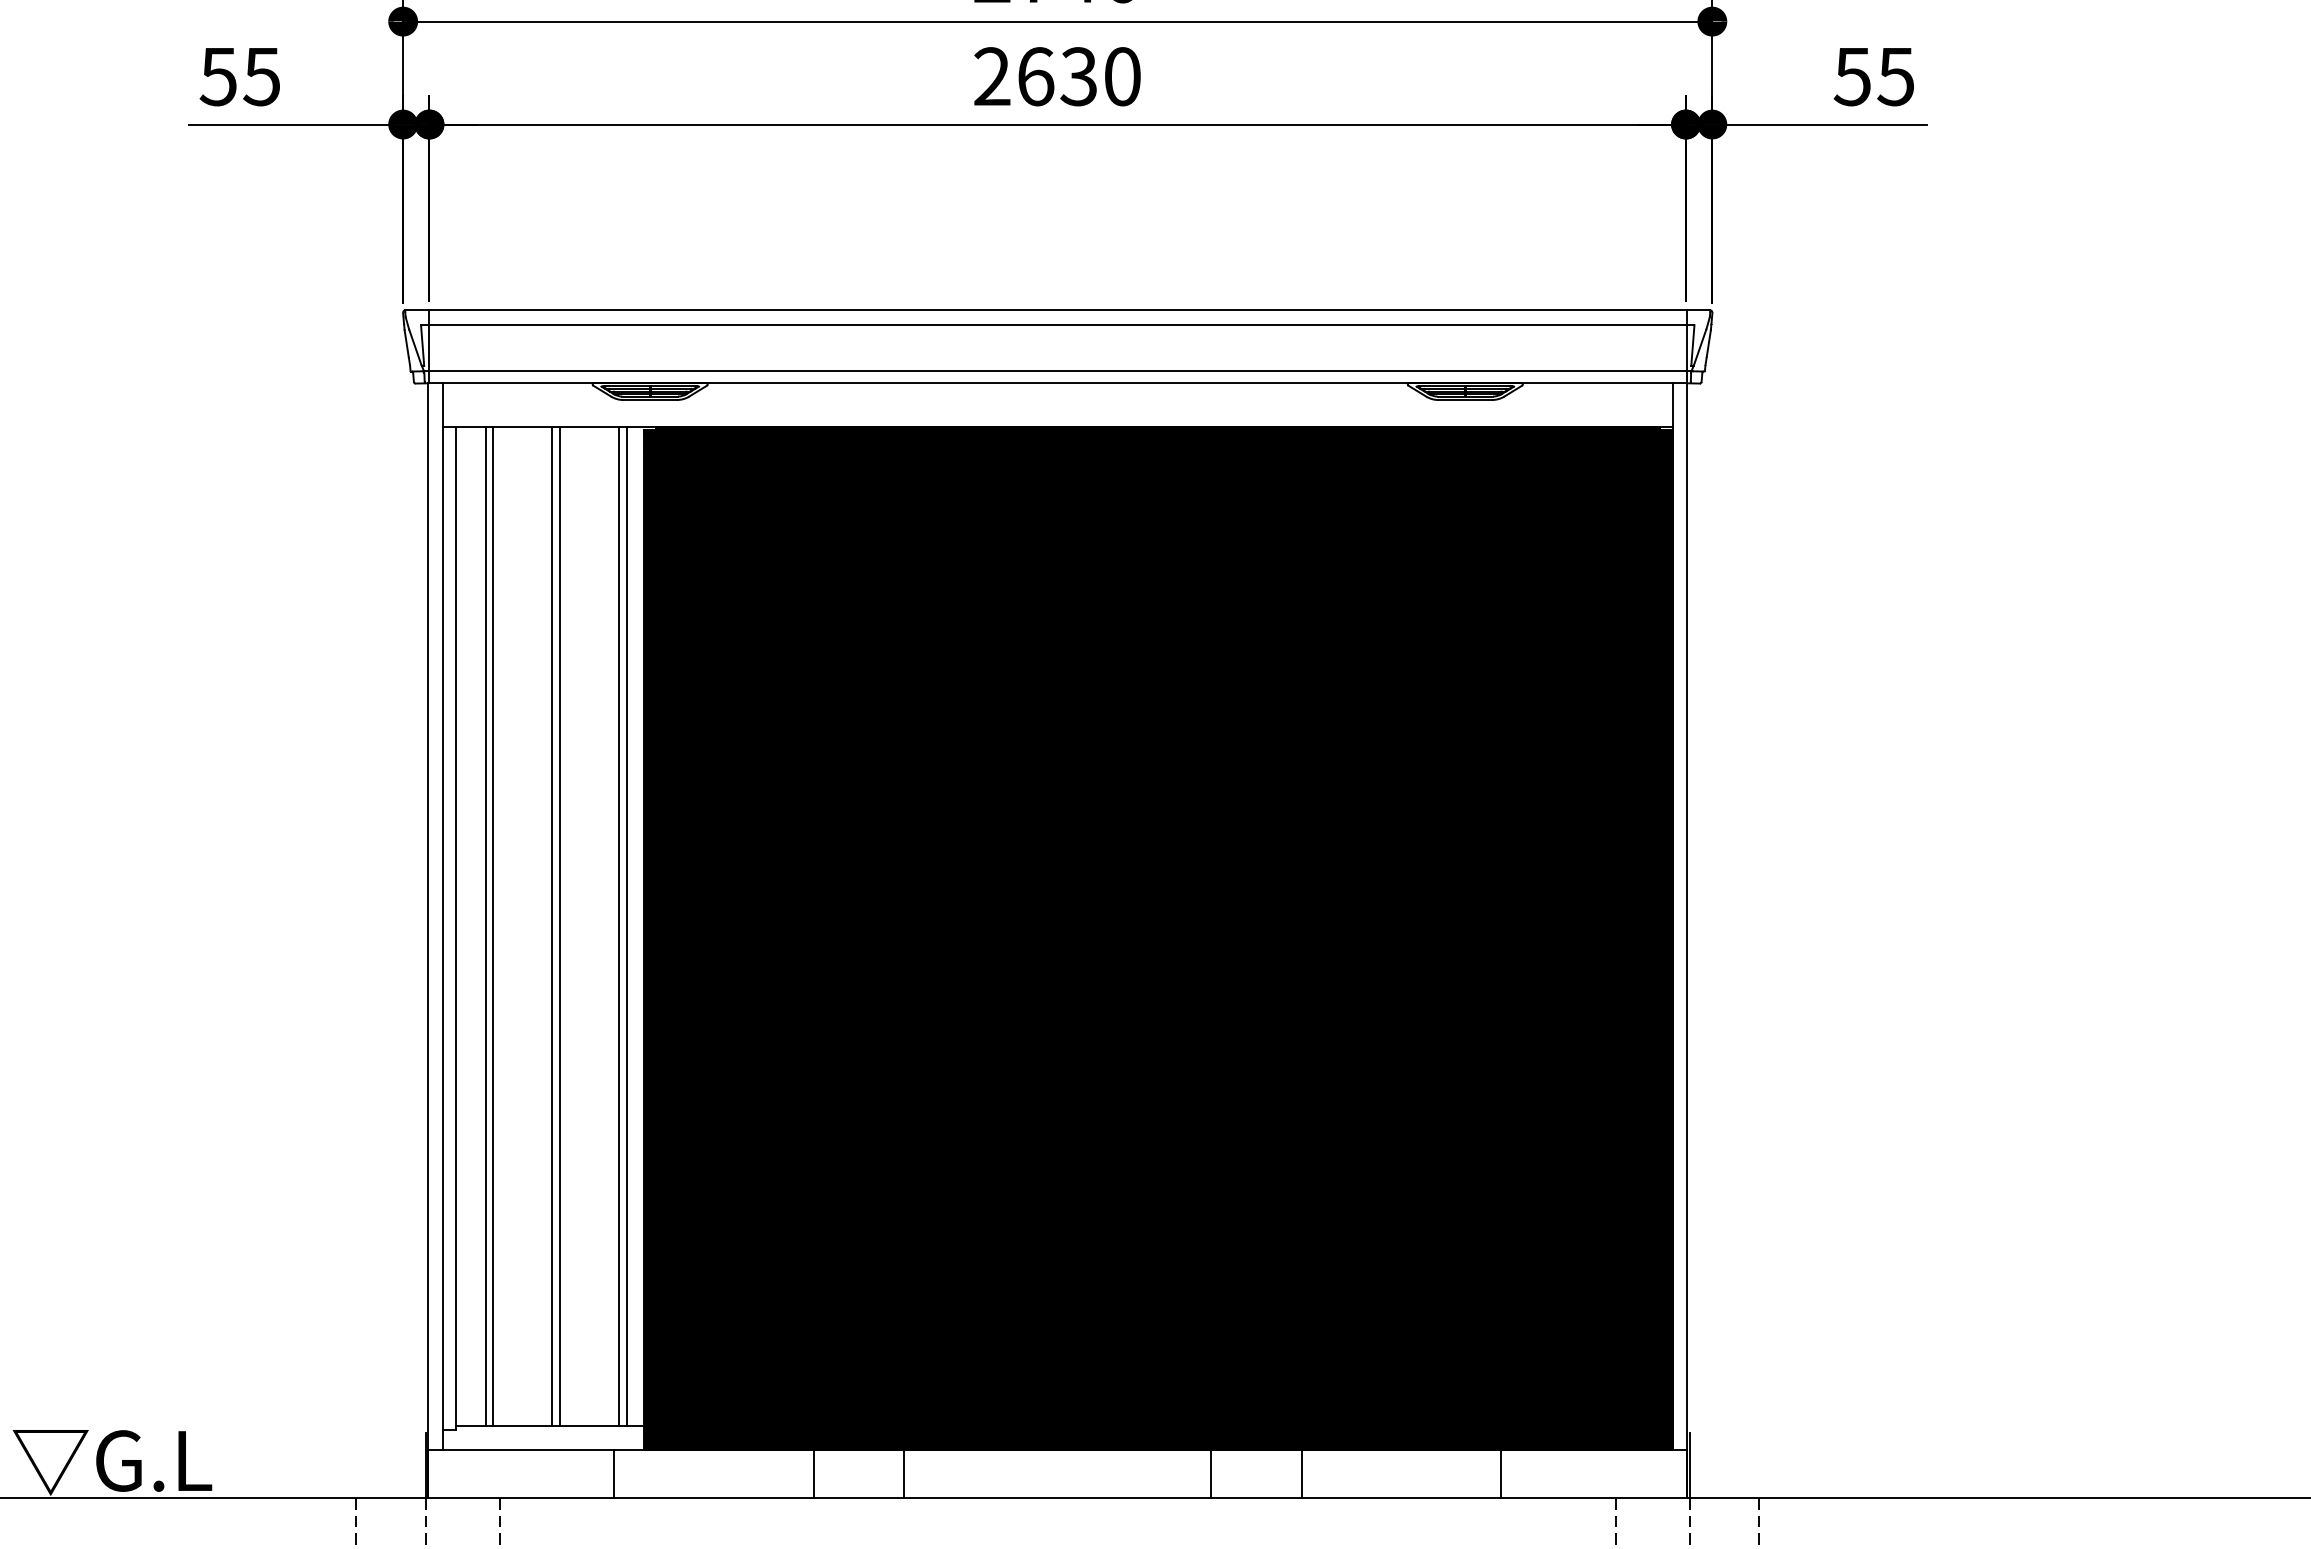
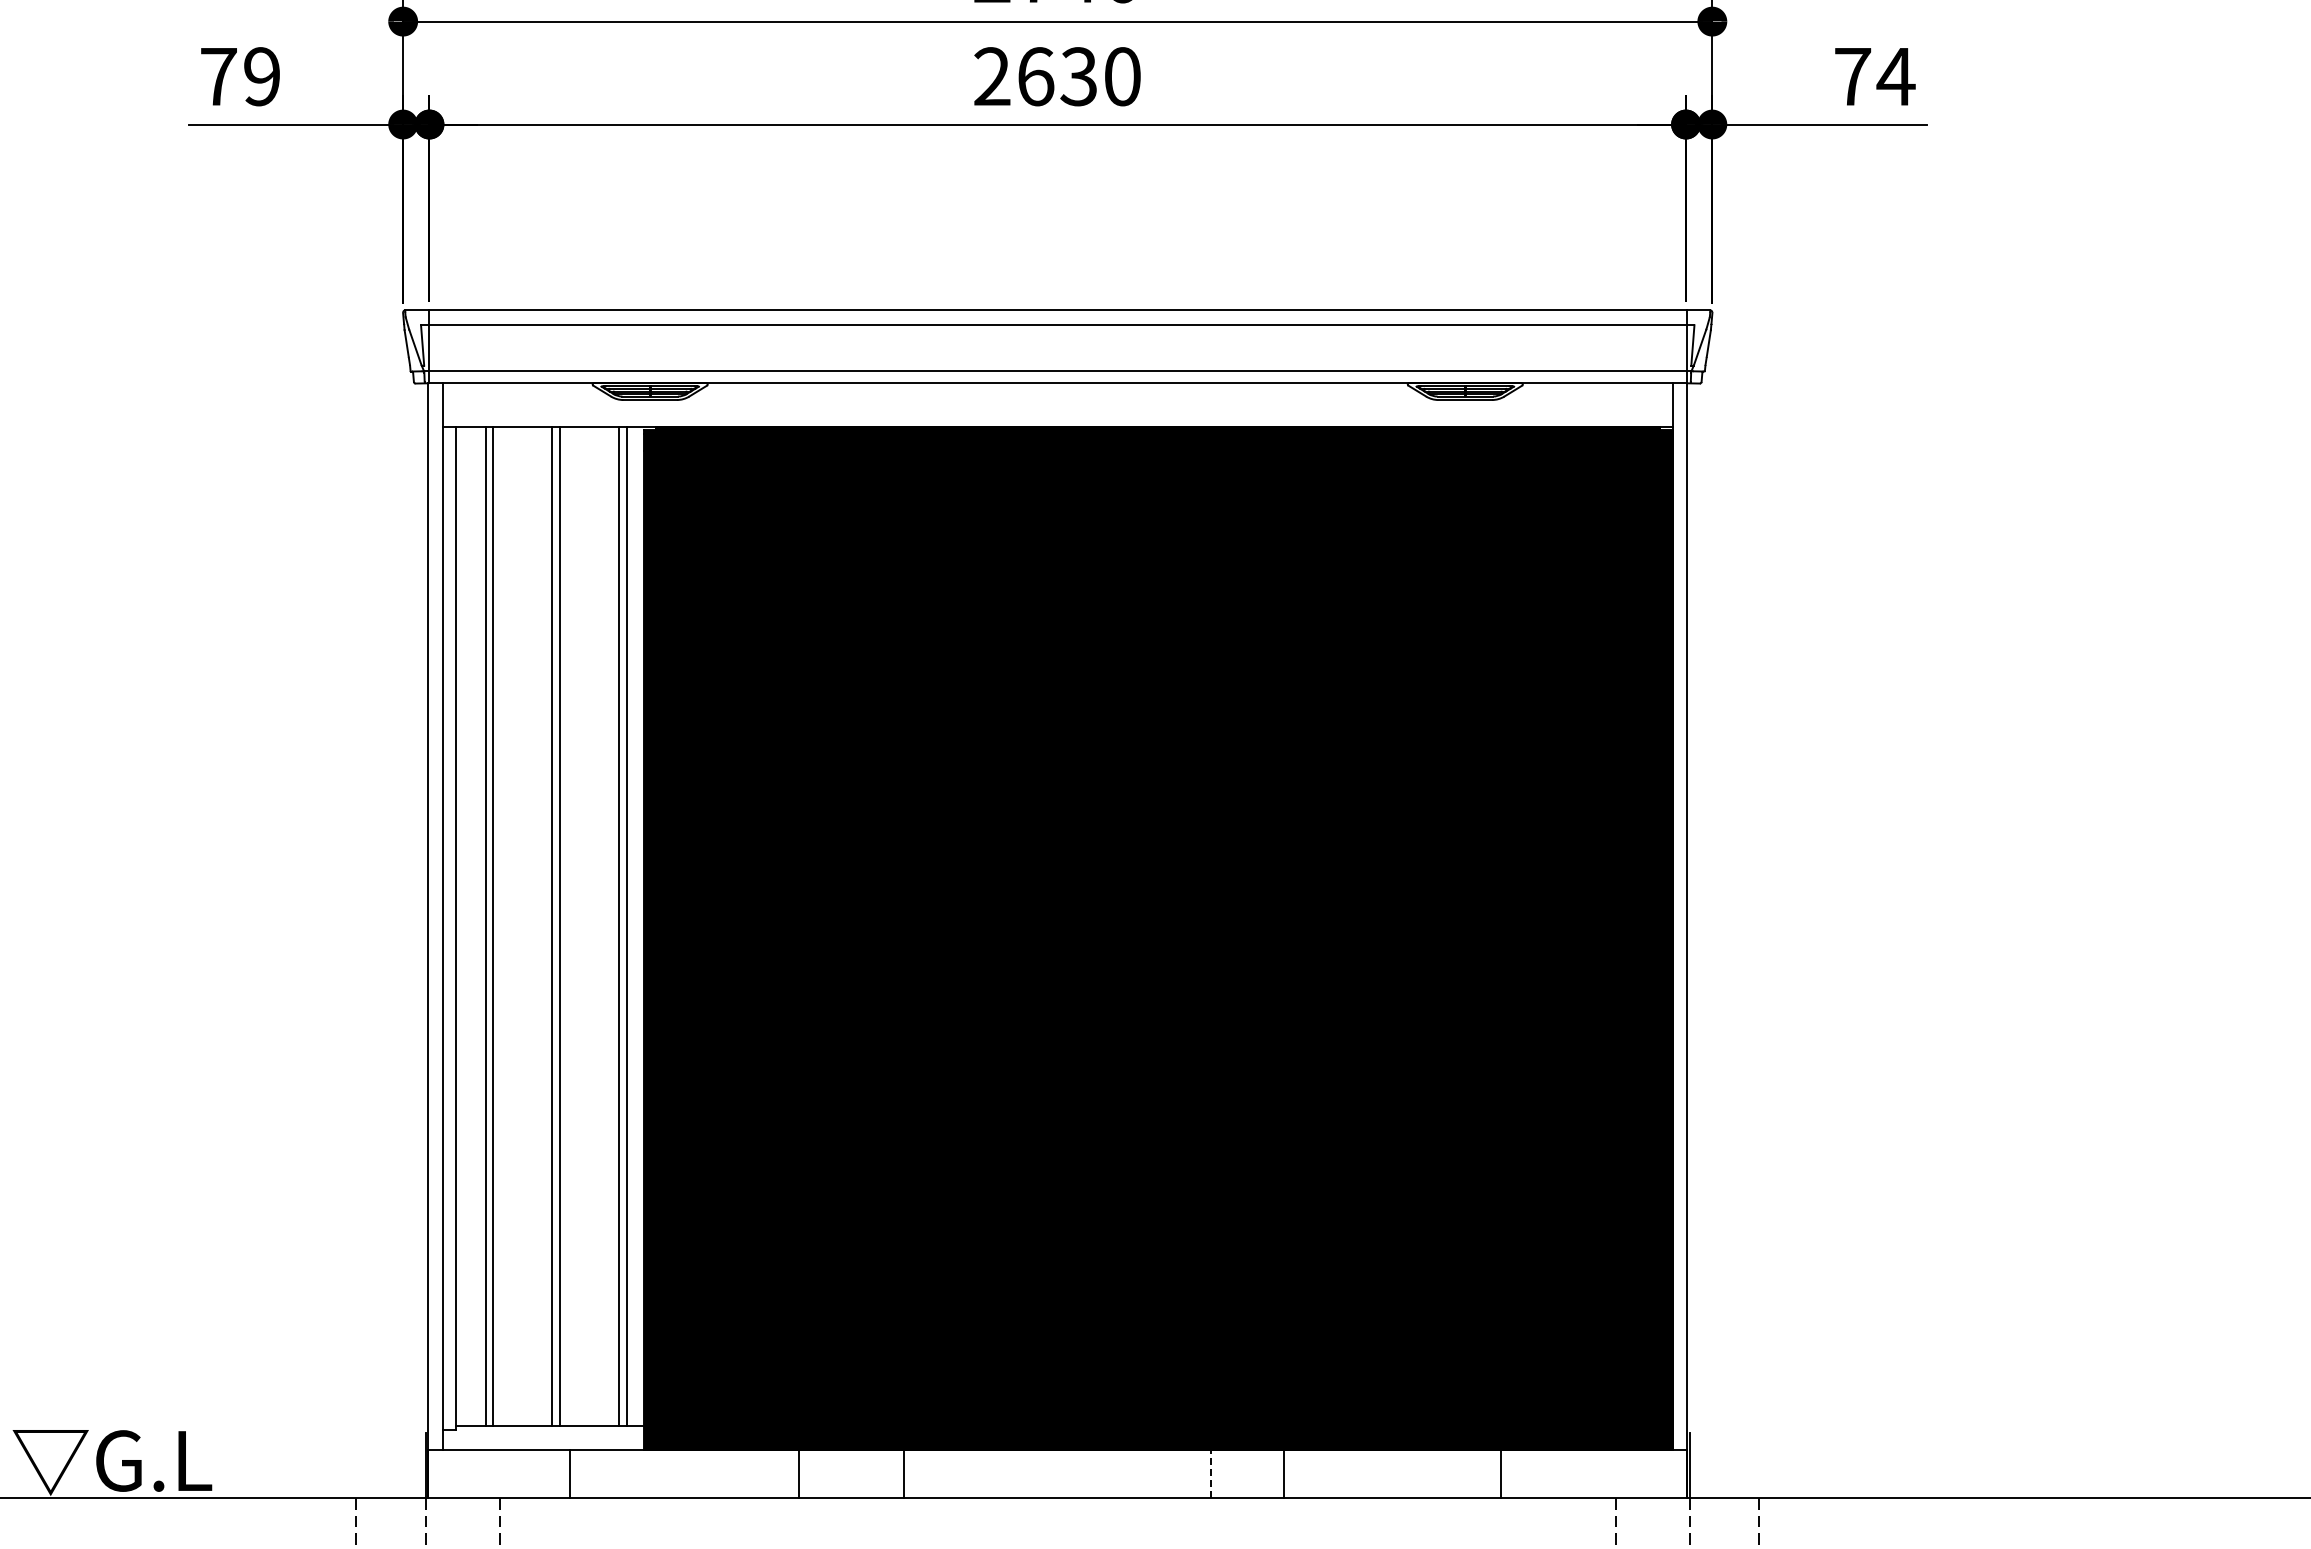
text: 55 -> 79 (239, 76)
text: 55 -> 74 (1874, 77)
line position: (614, 1473) -> (570, 1473) (570, 1473)
line position: (813, 1473) -> (798, 1473) (798, 1473)
line: solid -> dashed (1211, 1473)
line position: (1301, 1473) -> (1283, 1473) (1283, 1473)
